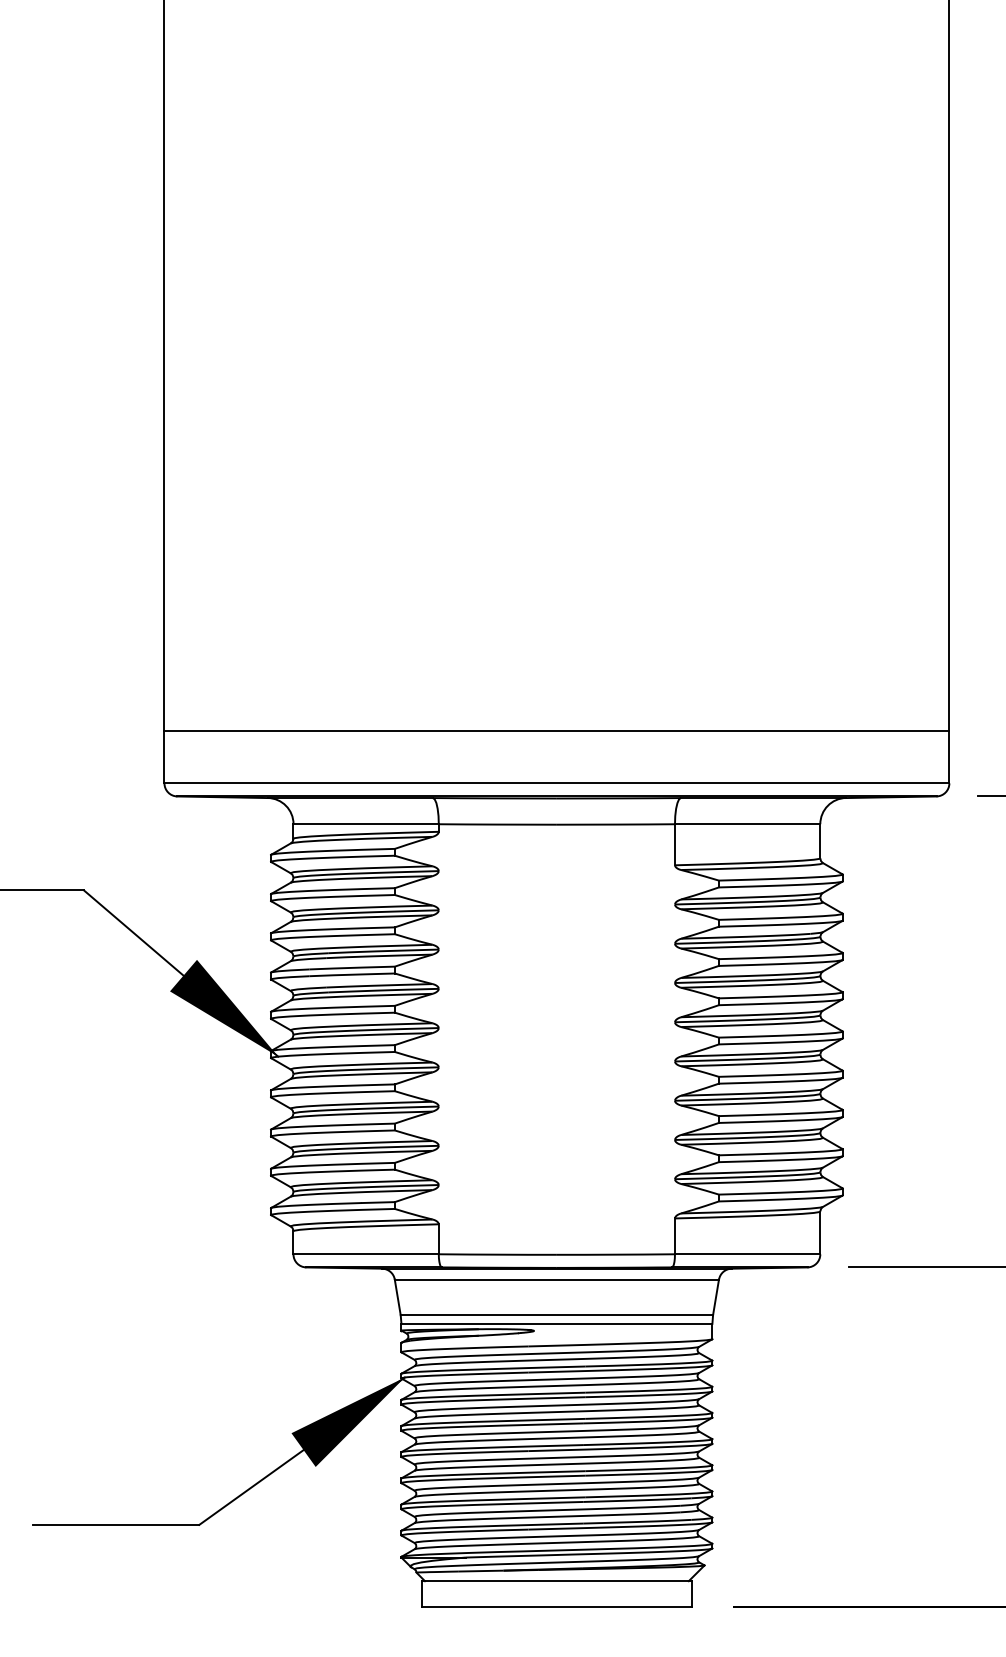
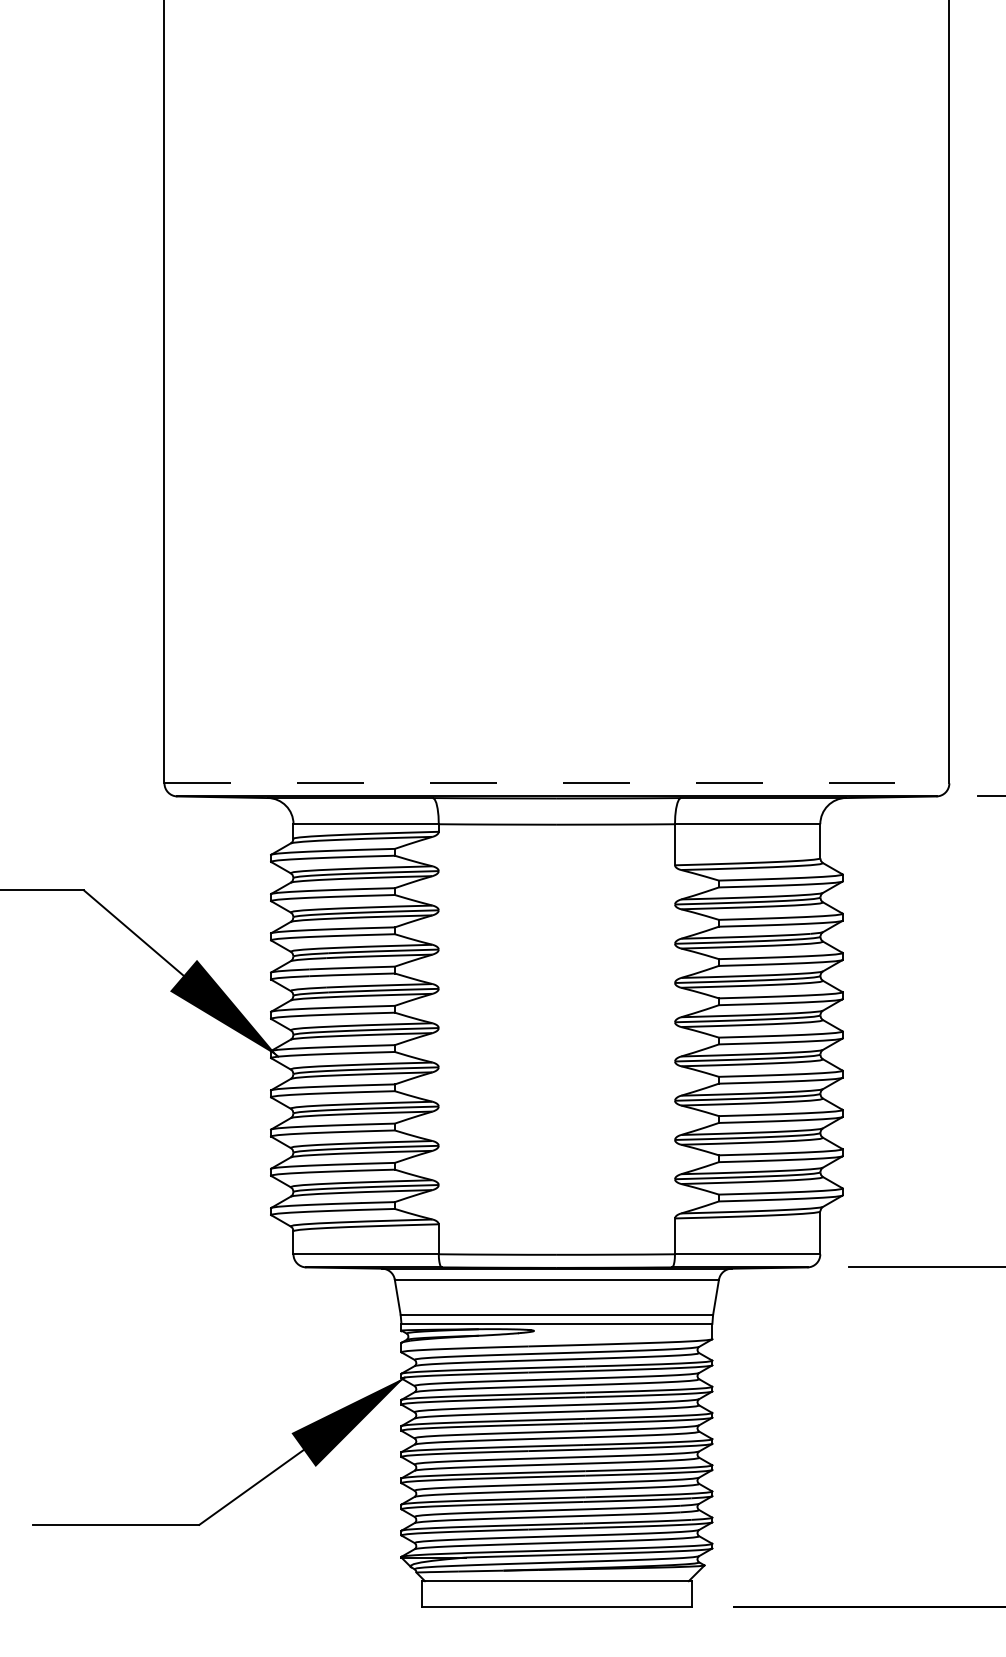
line: present -> none (556, 730)
line: solid -> dashed (557, 783)
